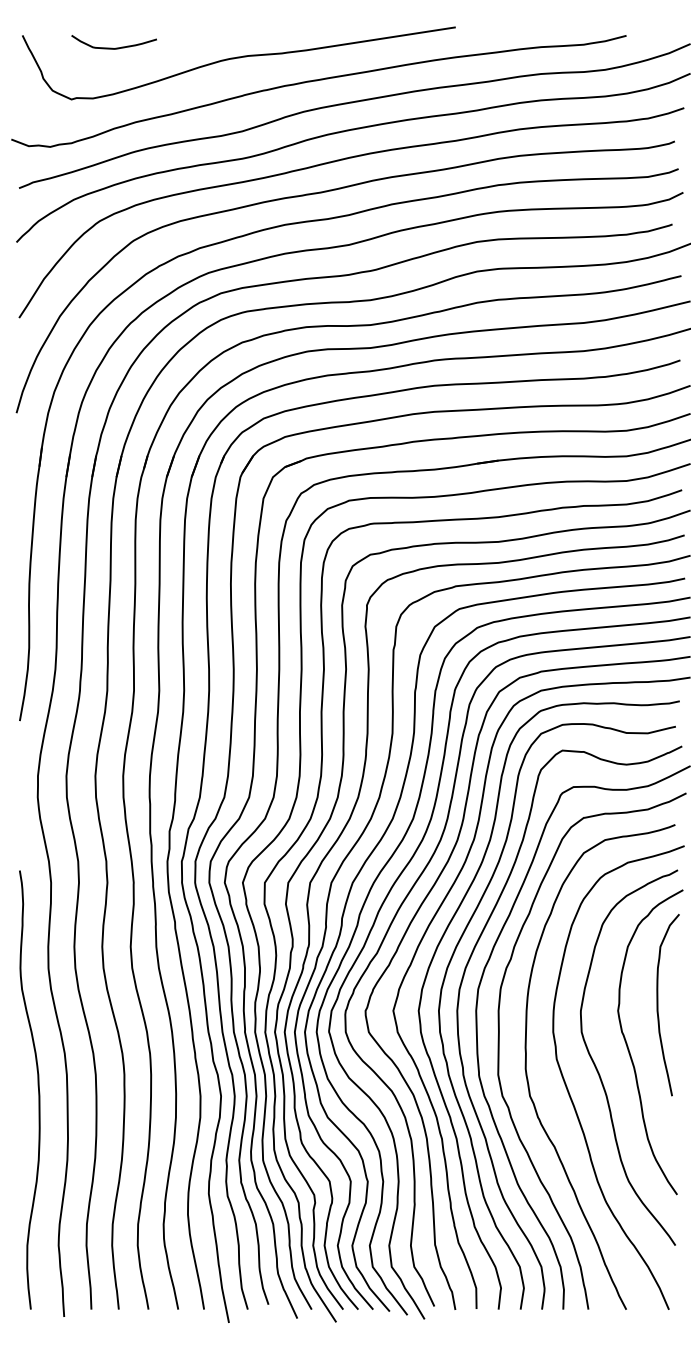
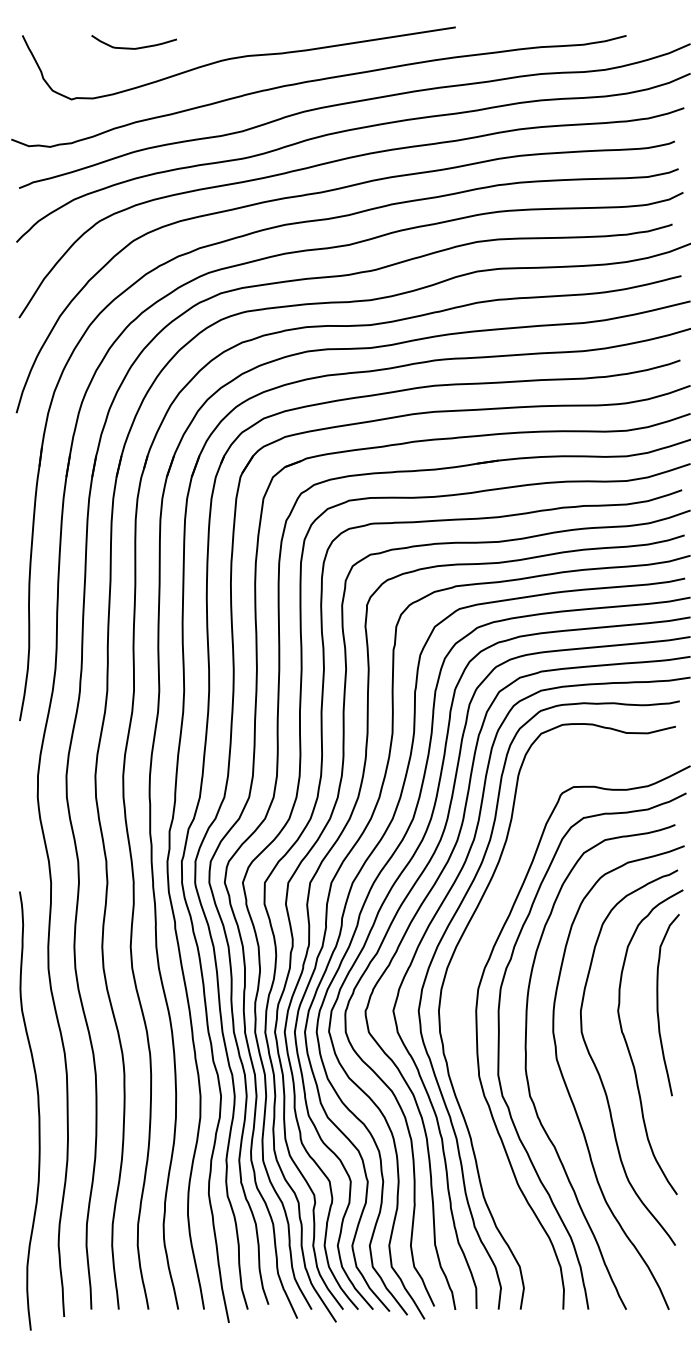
curve position: (112, 47) -> (132, 47) (132, 47)
curve: present -> none (459, 1035)
curve position: (37, 1086) -> (37, 1107) (37, 1107)
